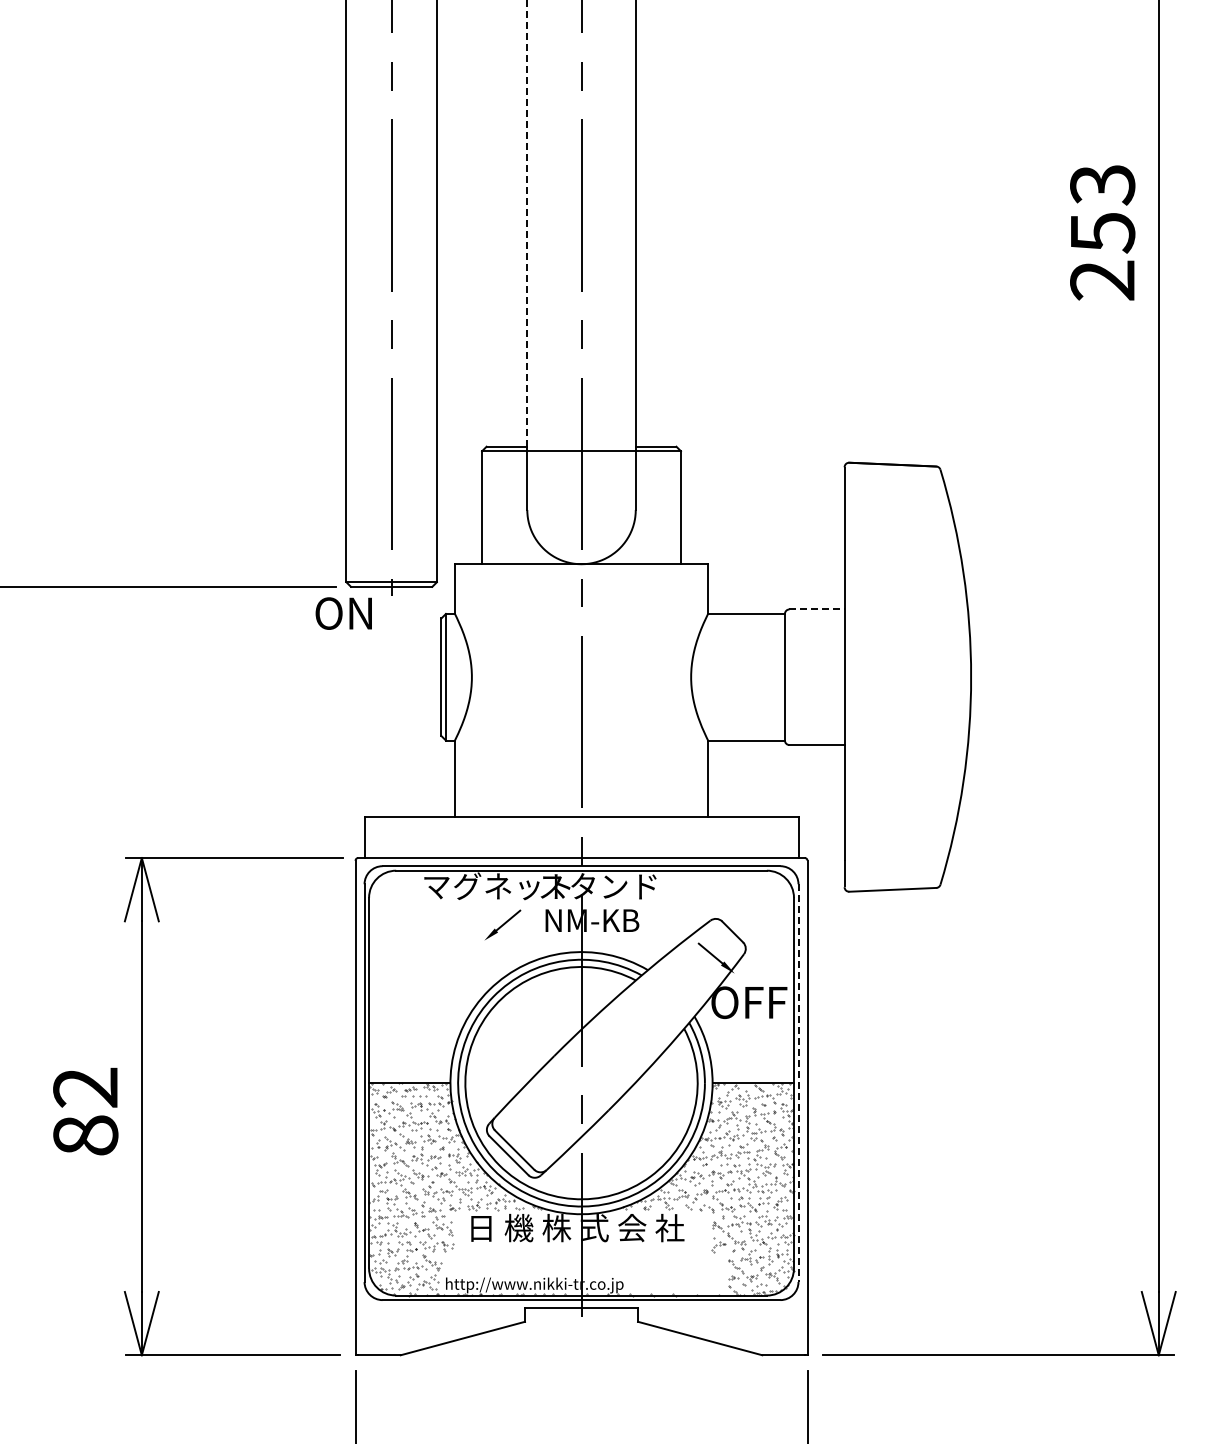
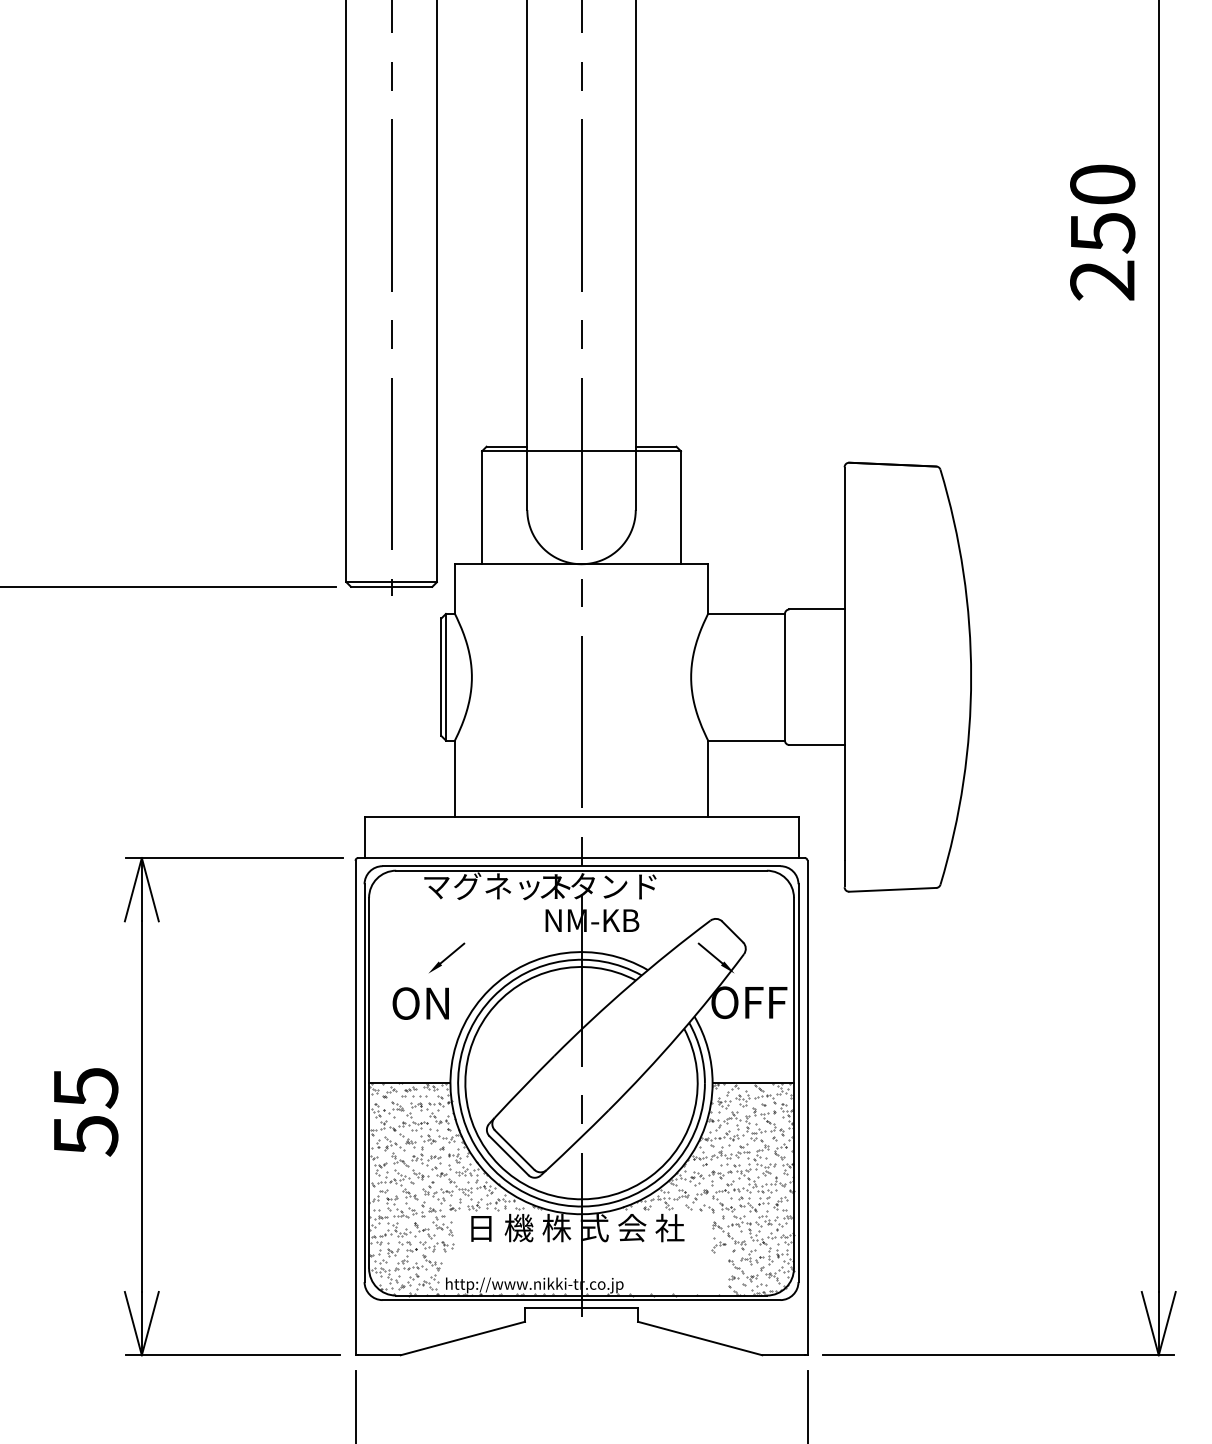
text: 253 -> 250 (1102, 184)
line: dashed -> solid (527, 223)
line: dashed -> solid (817, 609)
text position: (343, 613) -> (420, 1003) (420, 1003)
part position: (502, 924) -> (446, 957) (446, 957)
line: dashed -> solid (798, 1083)
text: 82 -> 55 (85, 1111)
